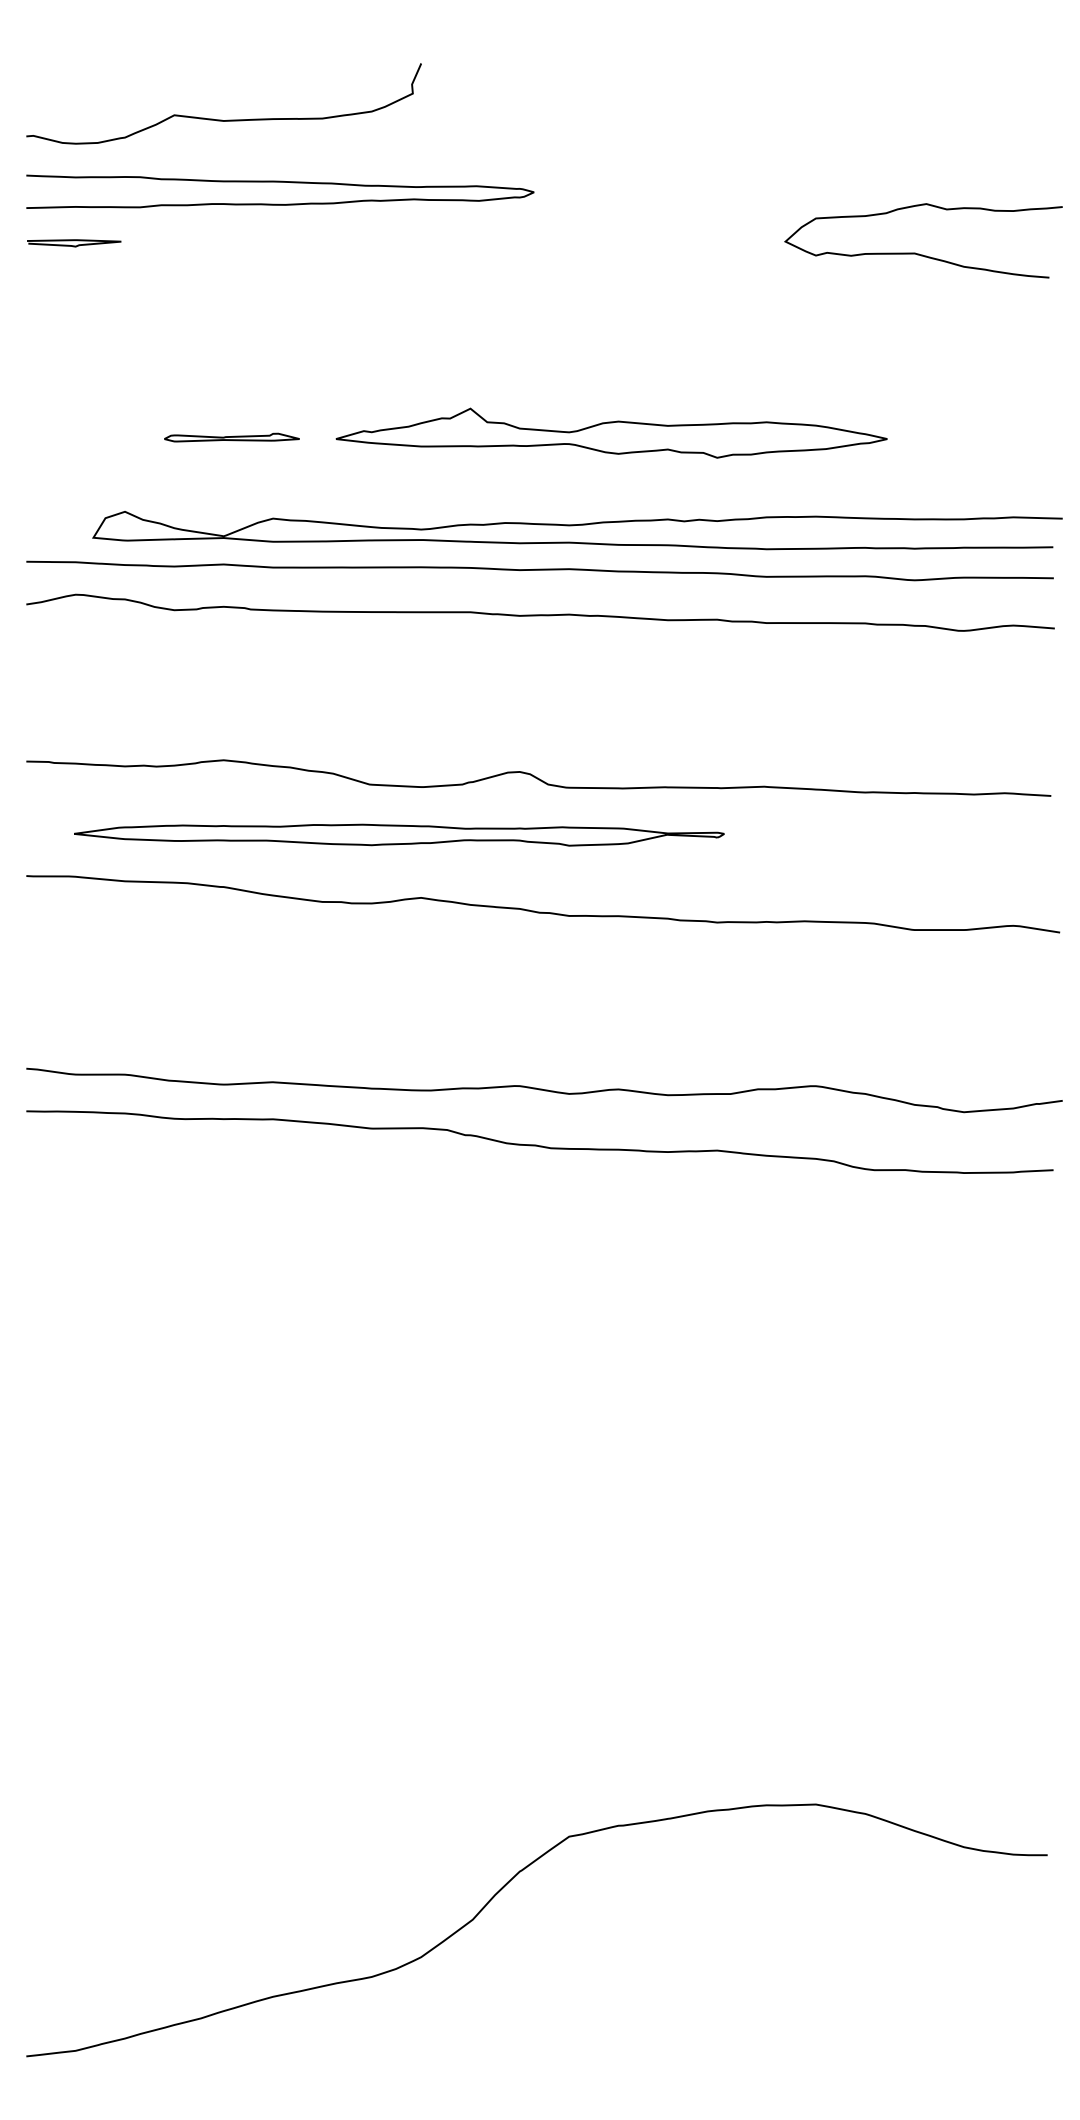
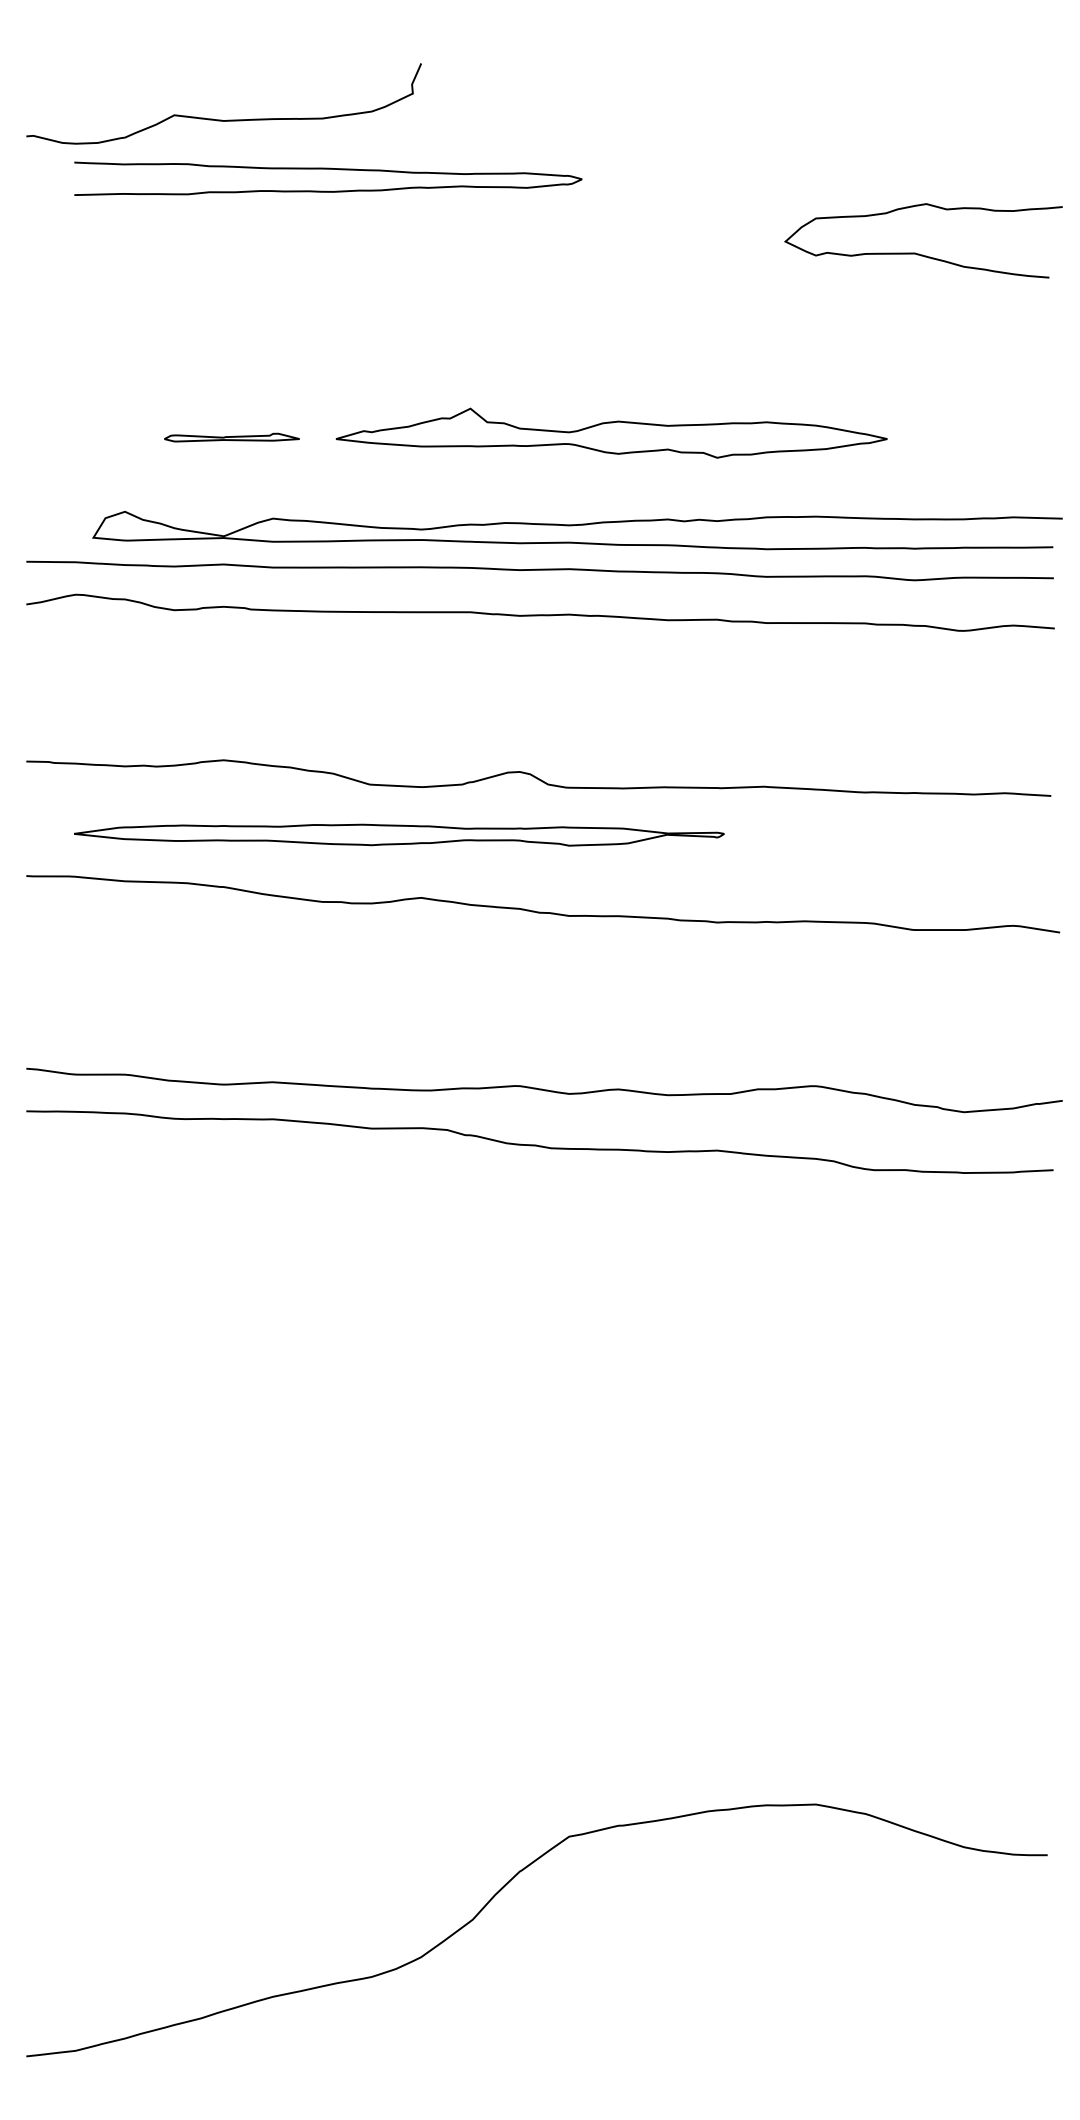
curve position: (280, 182) -> (328, 169) (328, 169)
curve: present -> none (74, 241)
